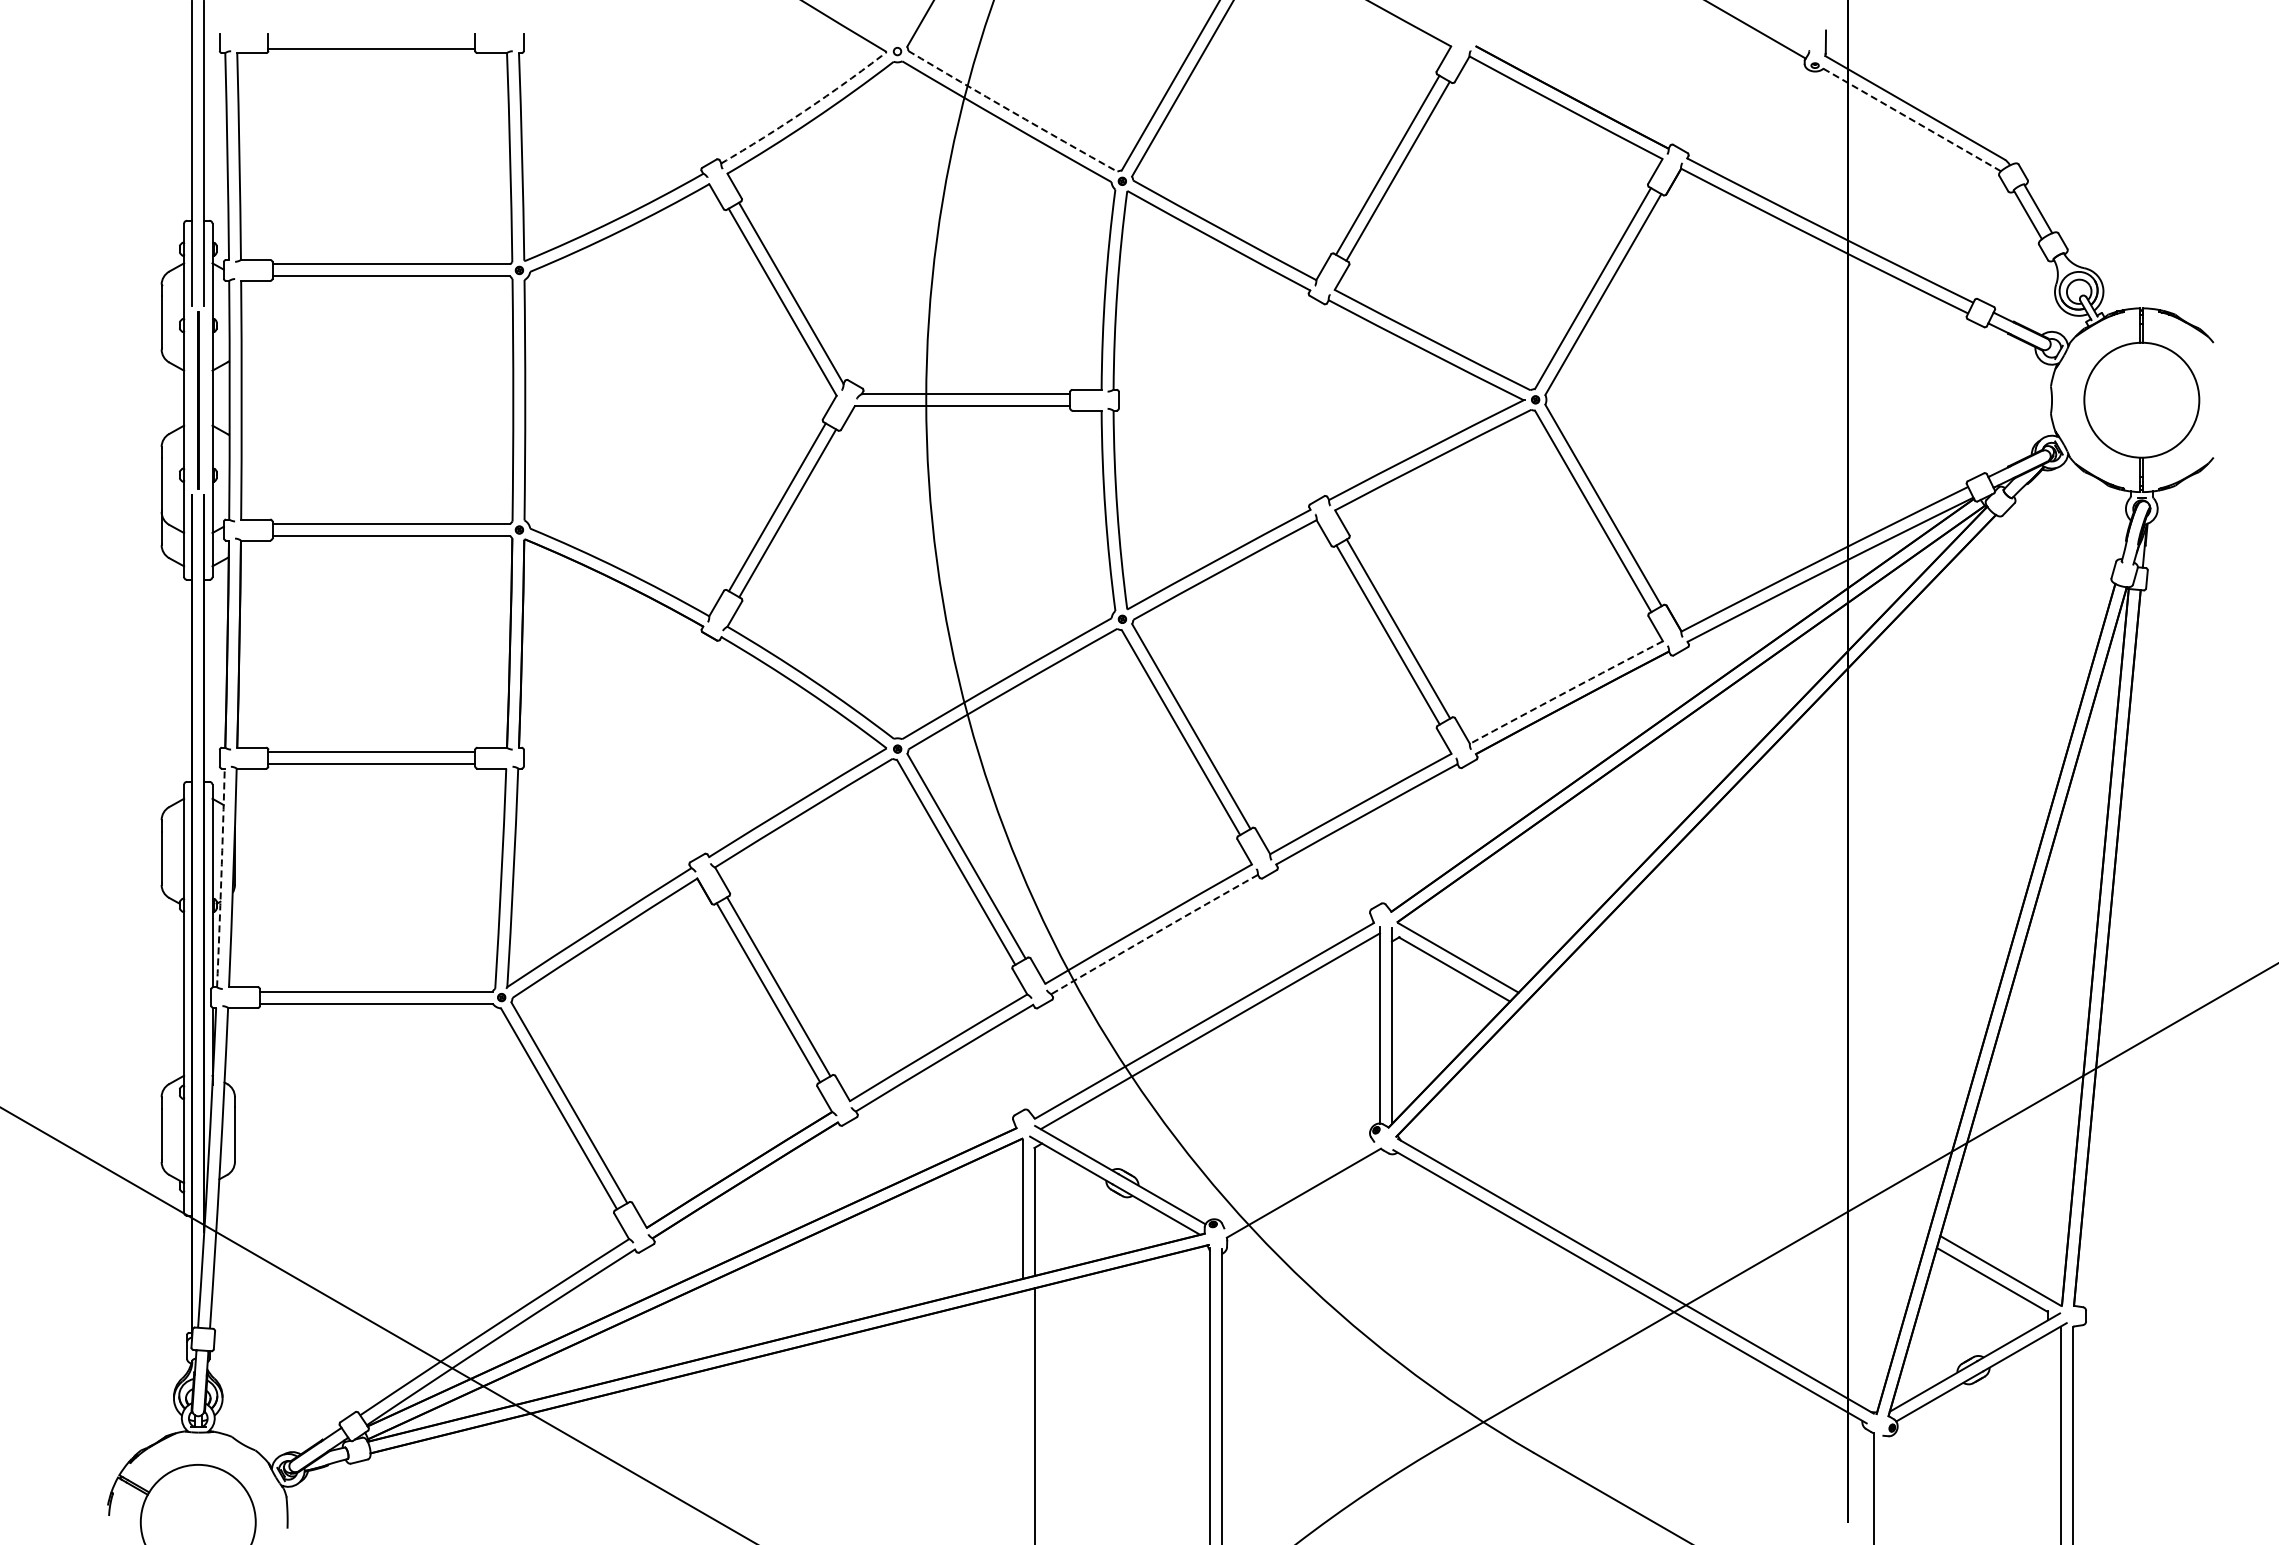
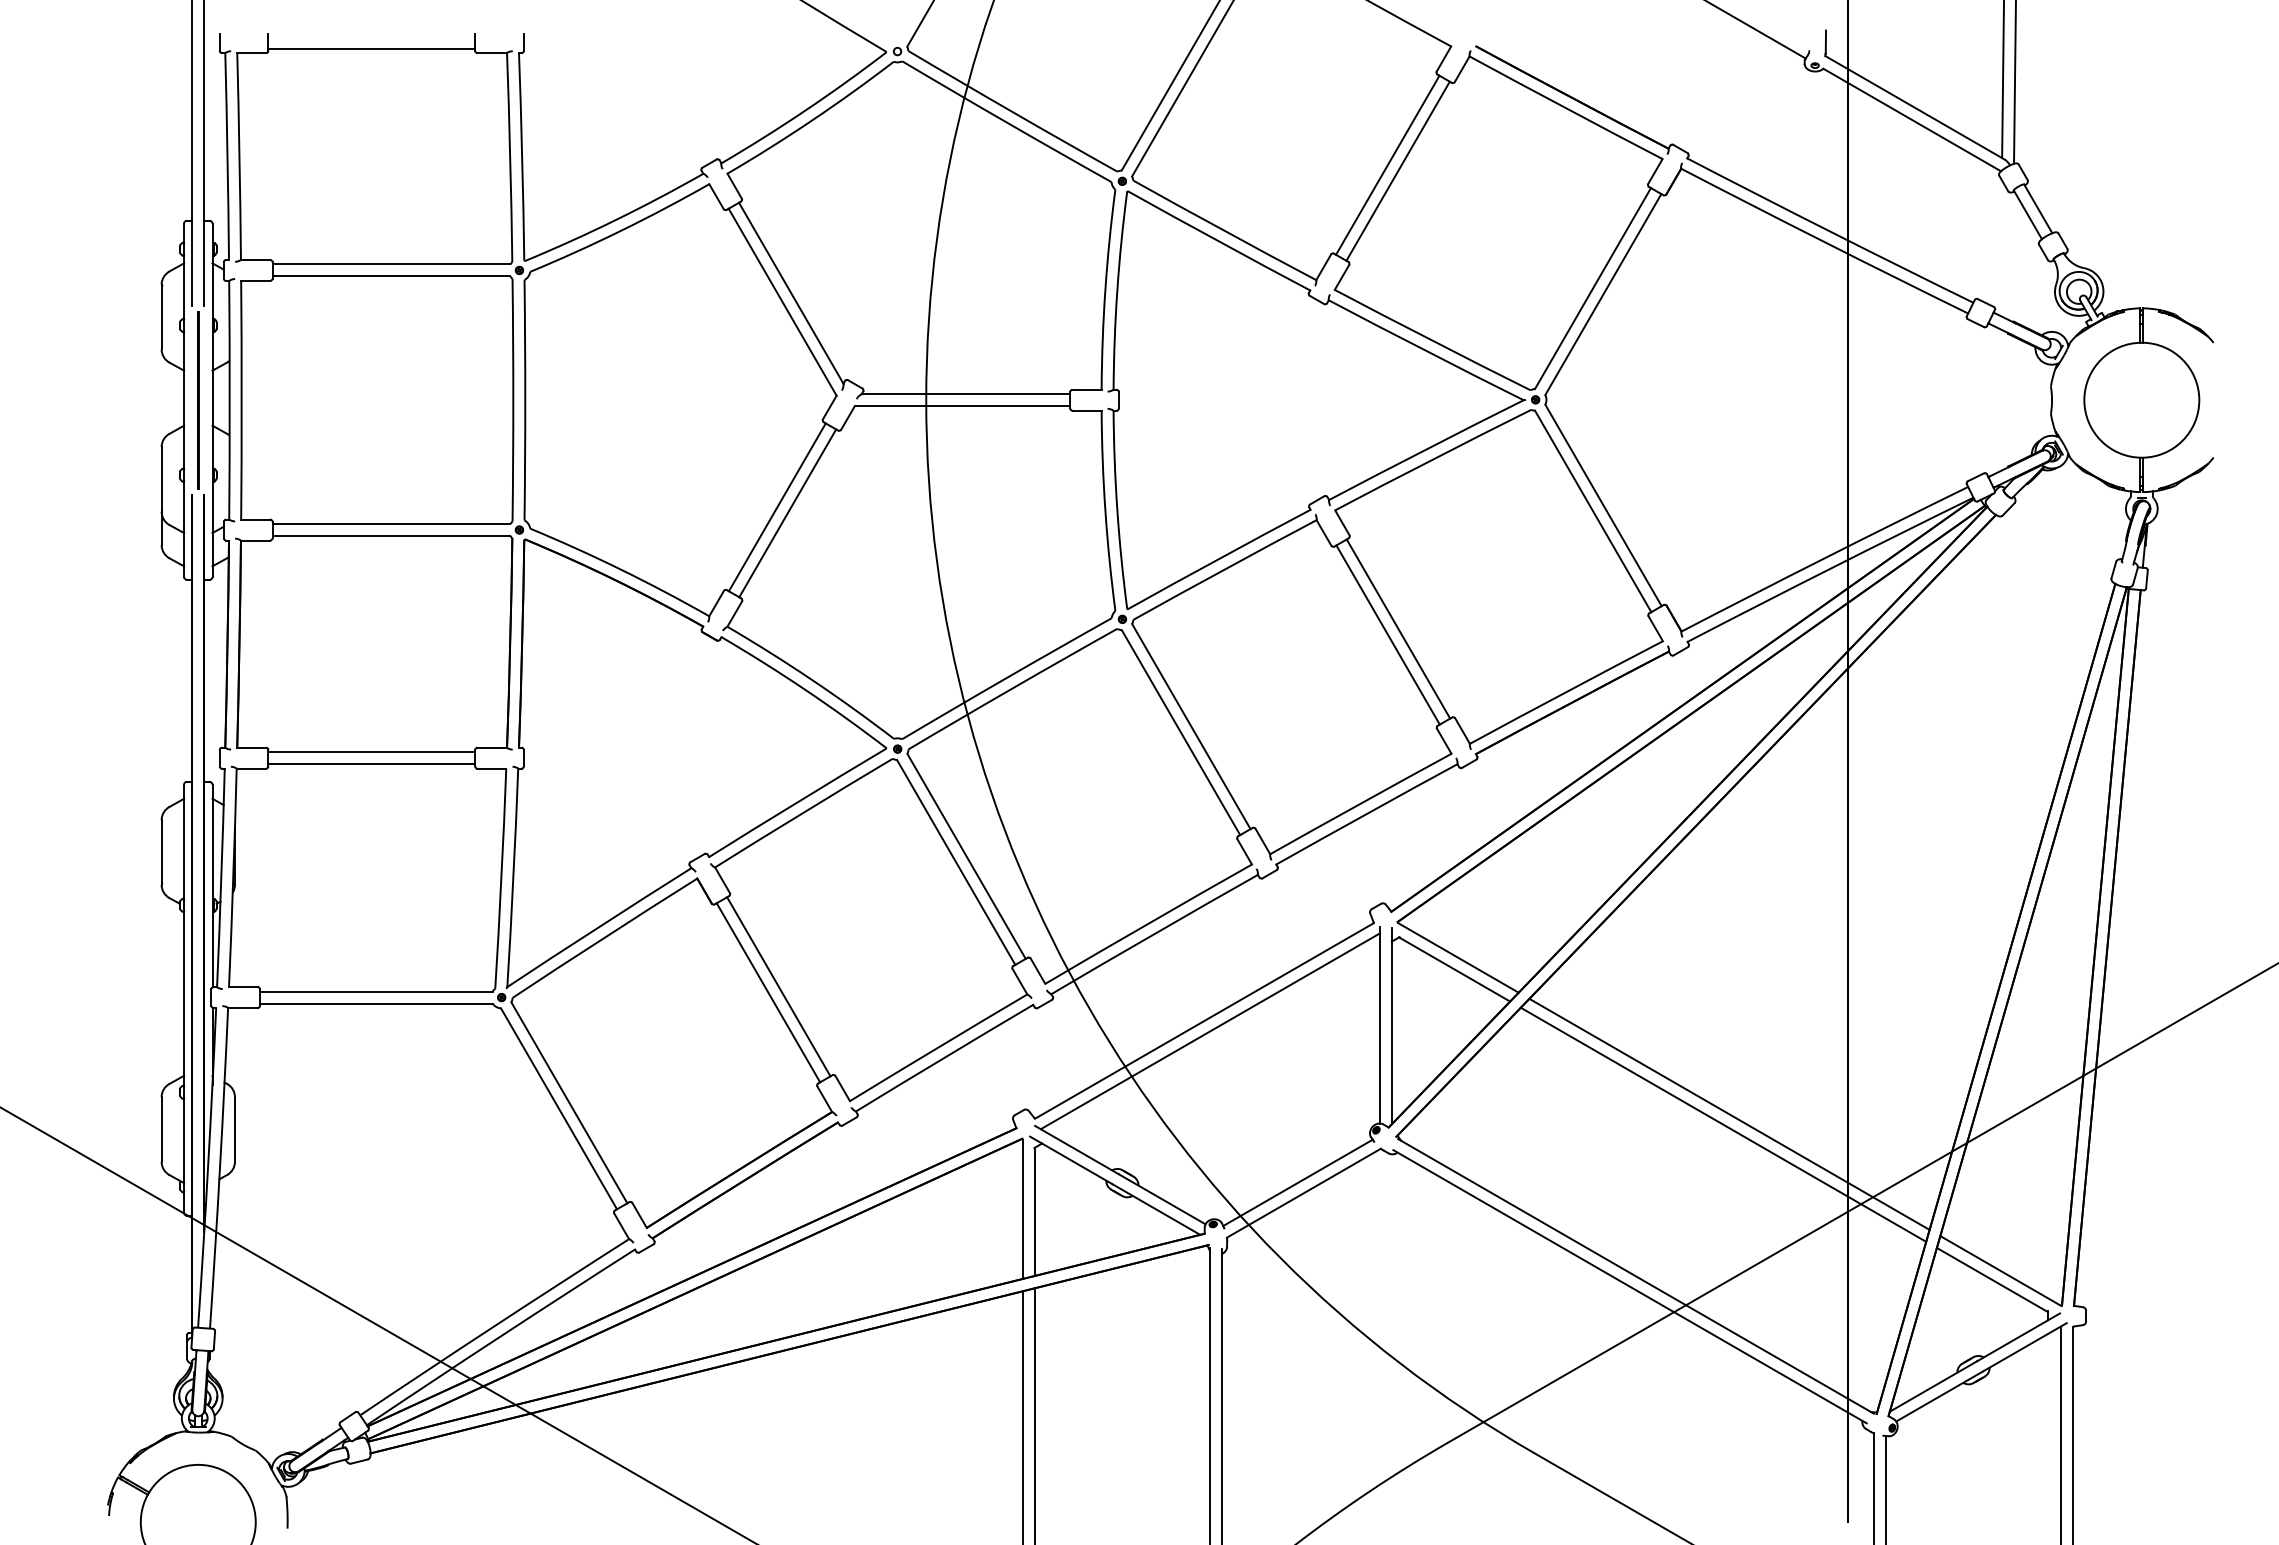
line: none -> present (2002, 80)
line: none -> present (2014, 82)
arc: dashed -> solid (805, 110)
arc: dashed -> solid (1012, 112)
line: dashed -> solid (1912, 120)
arc: dashed -> solid (1566, 692)
arc: dashed -> solid (221, 878)
arc: dashed -> solid (1154, 934)
line: none -> present (1729, 1113)
line: none -> present (1723, 1124)
line: none -> present (1297, 1182)
line: none -> present (1022, 1416)
line: none -> present (1886, 1488)
